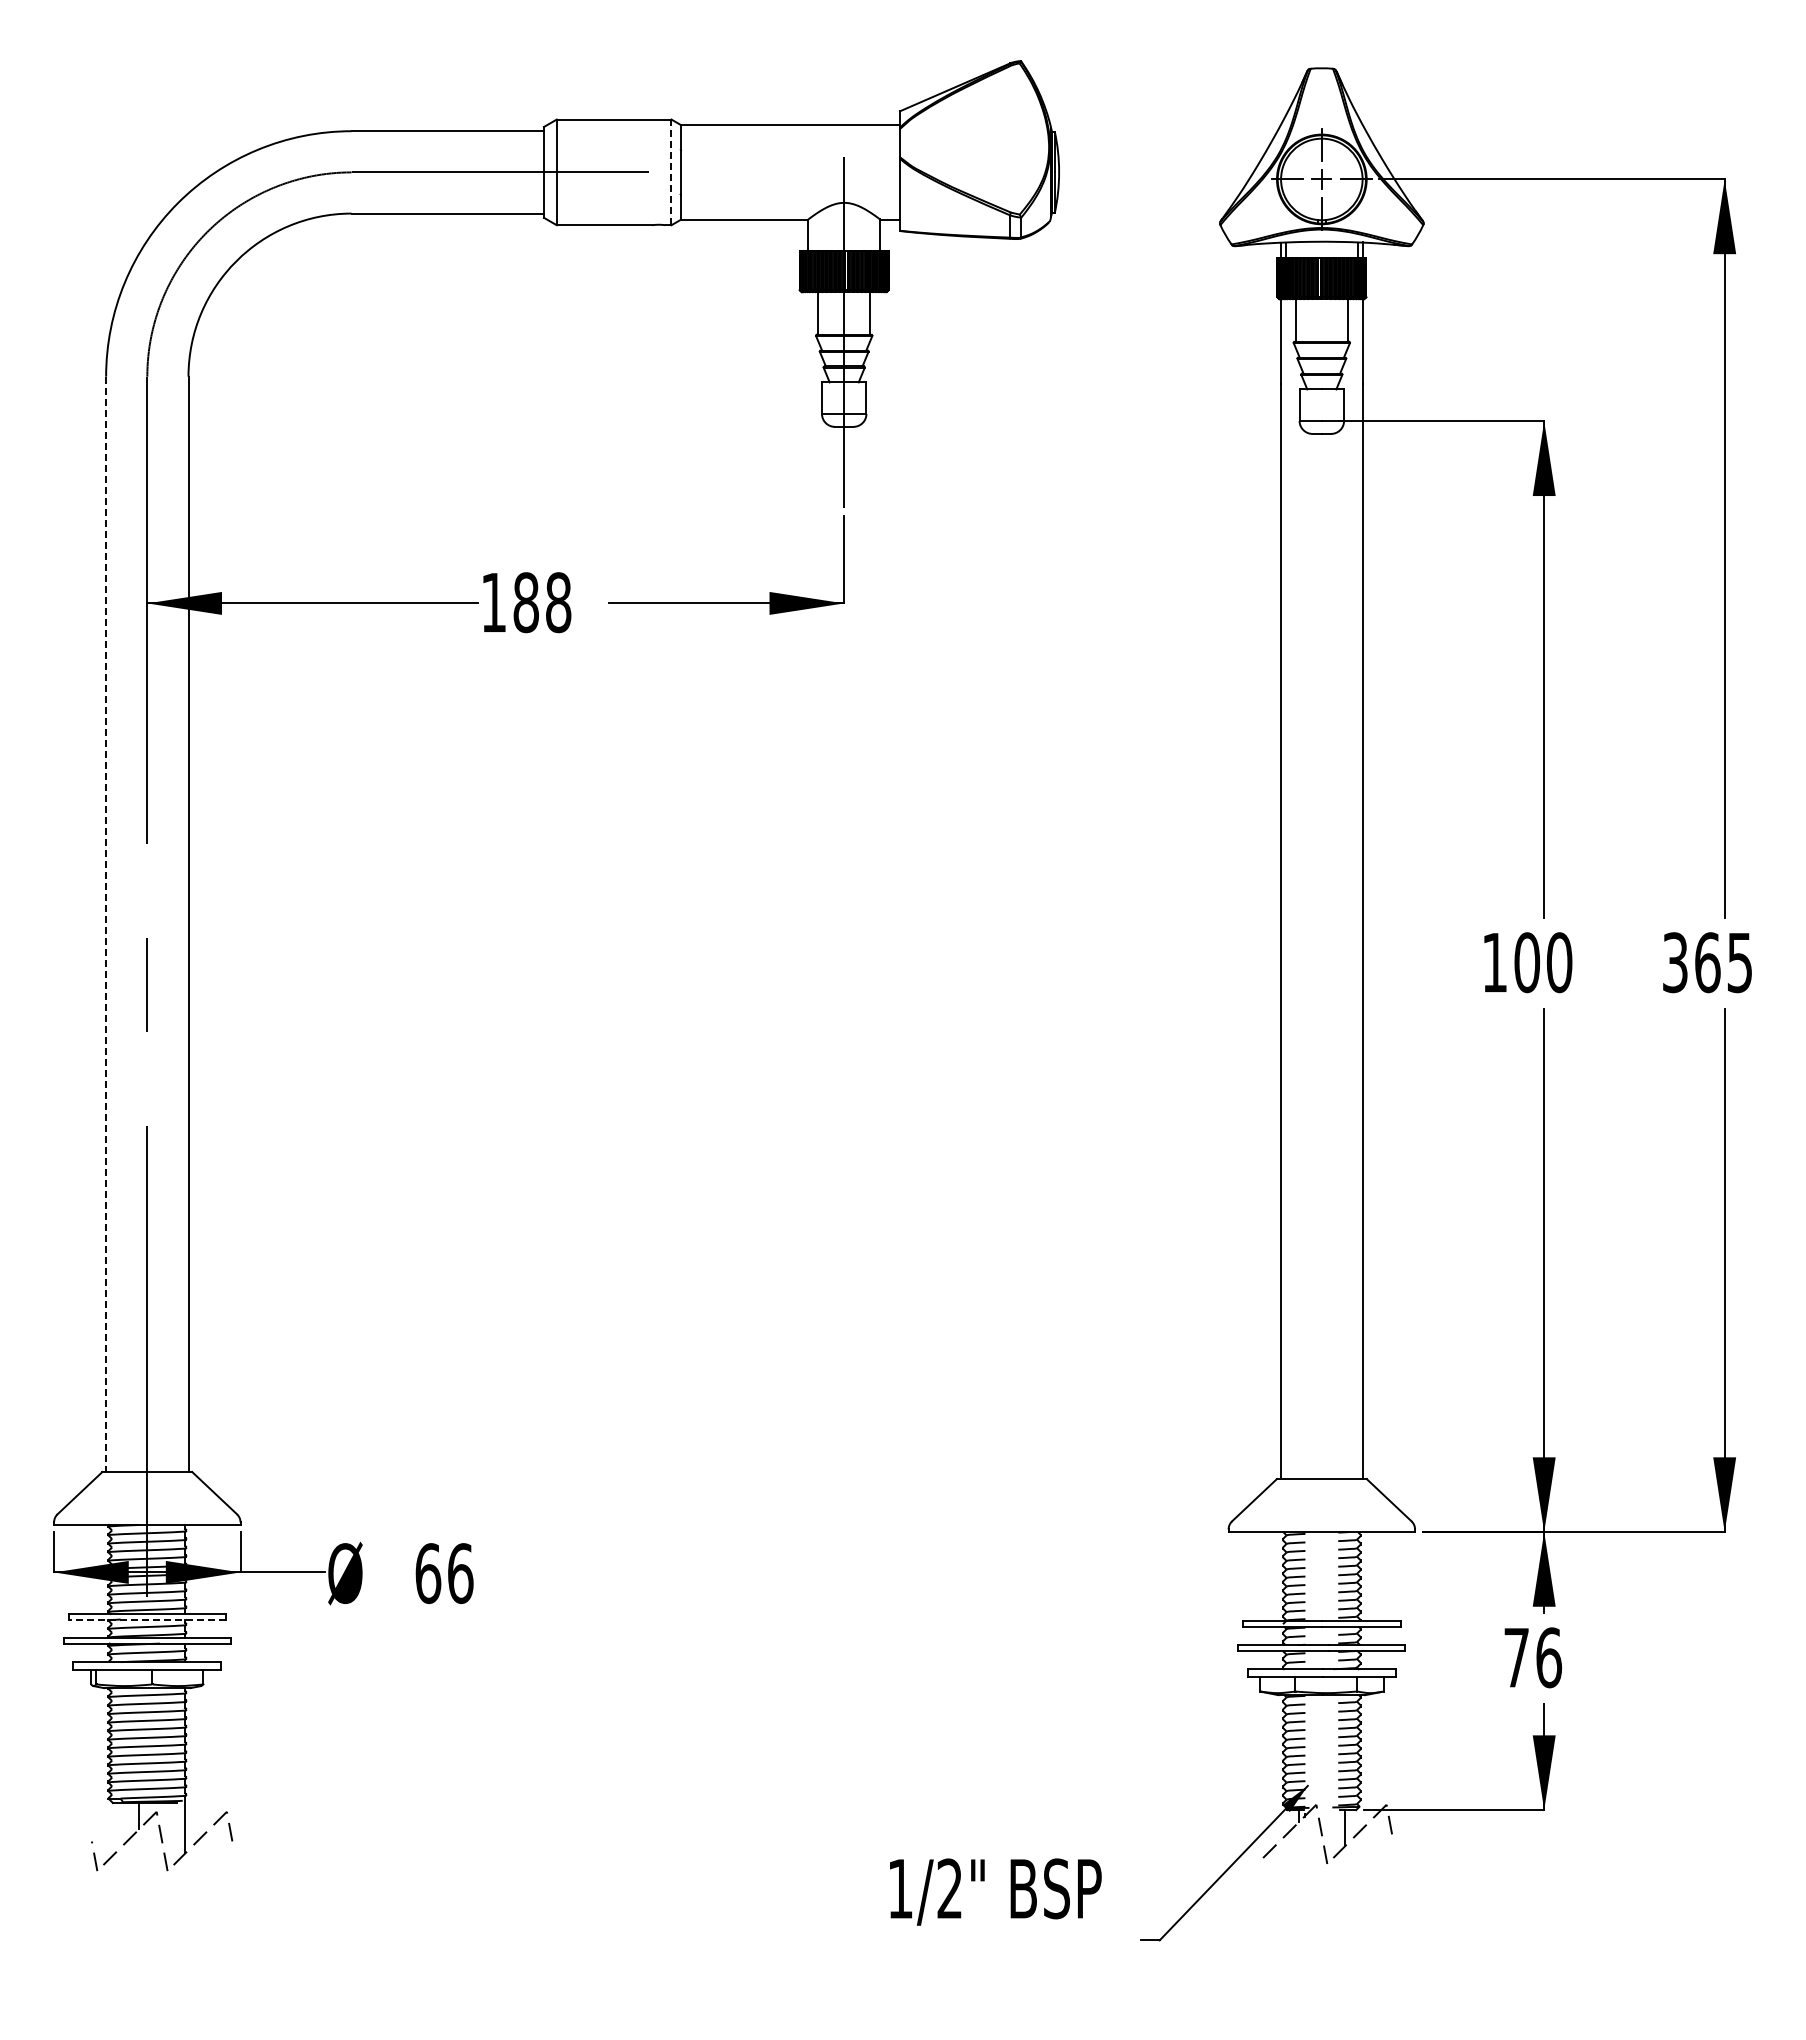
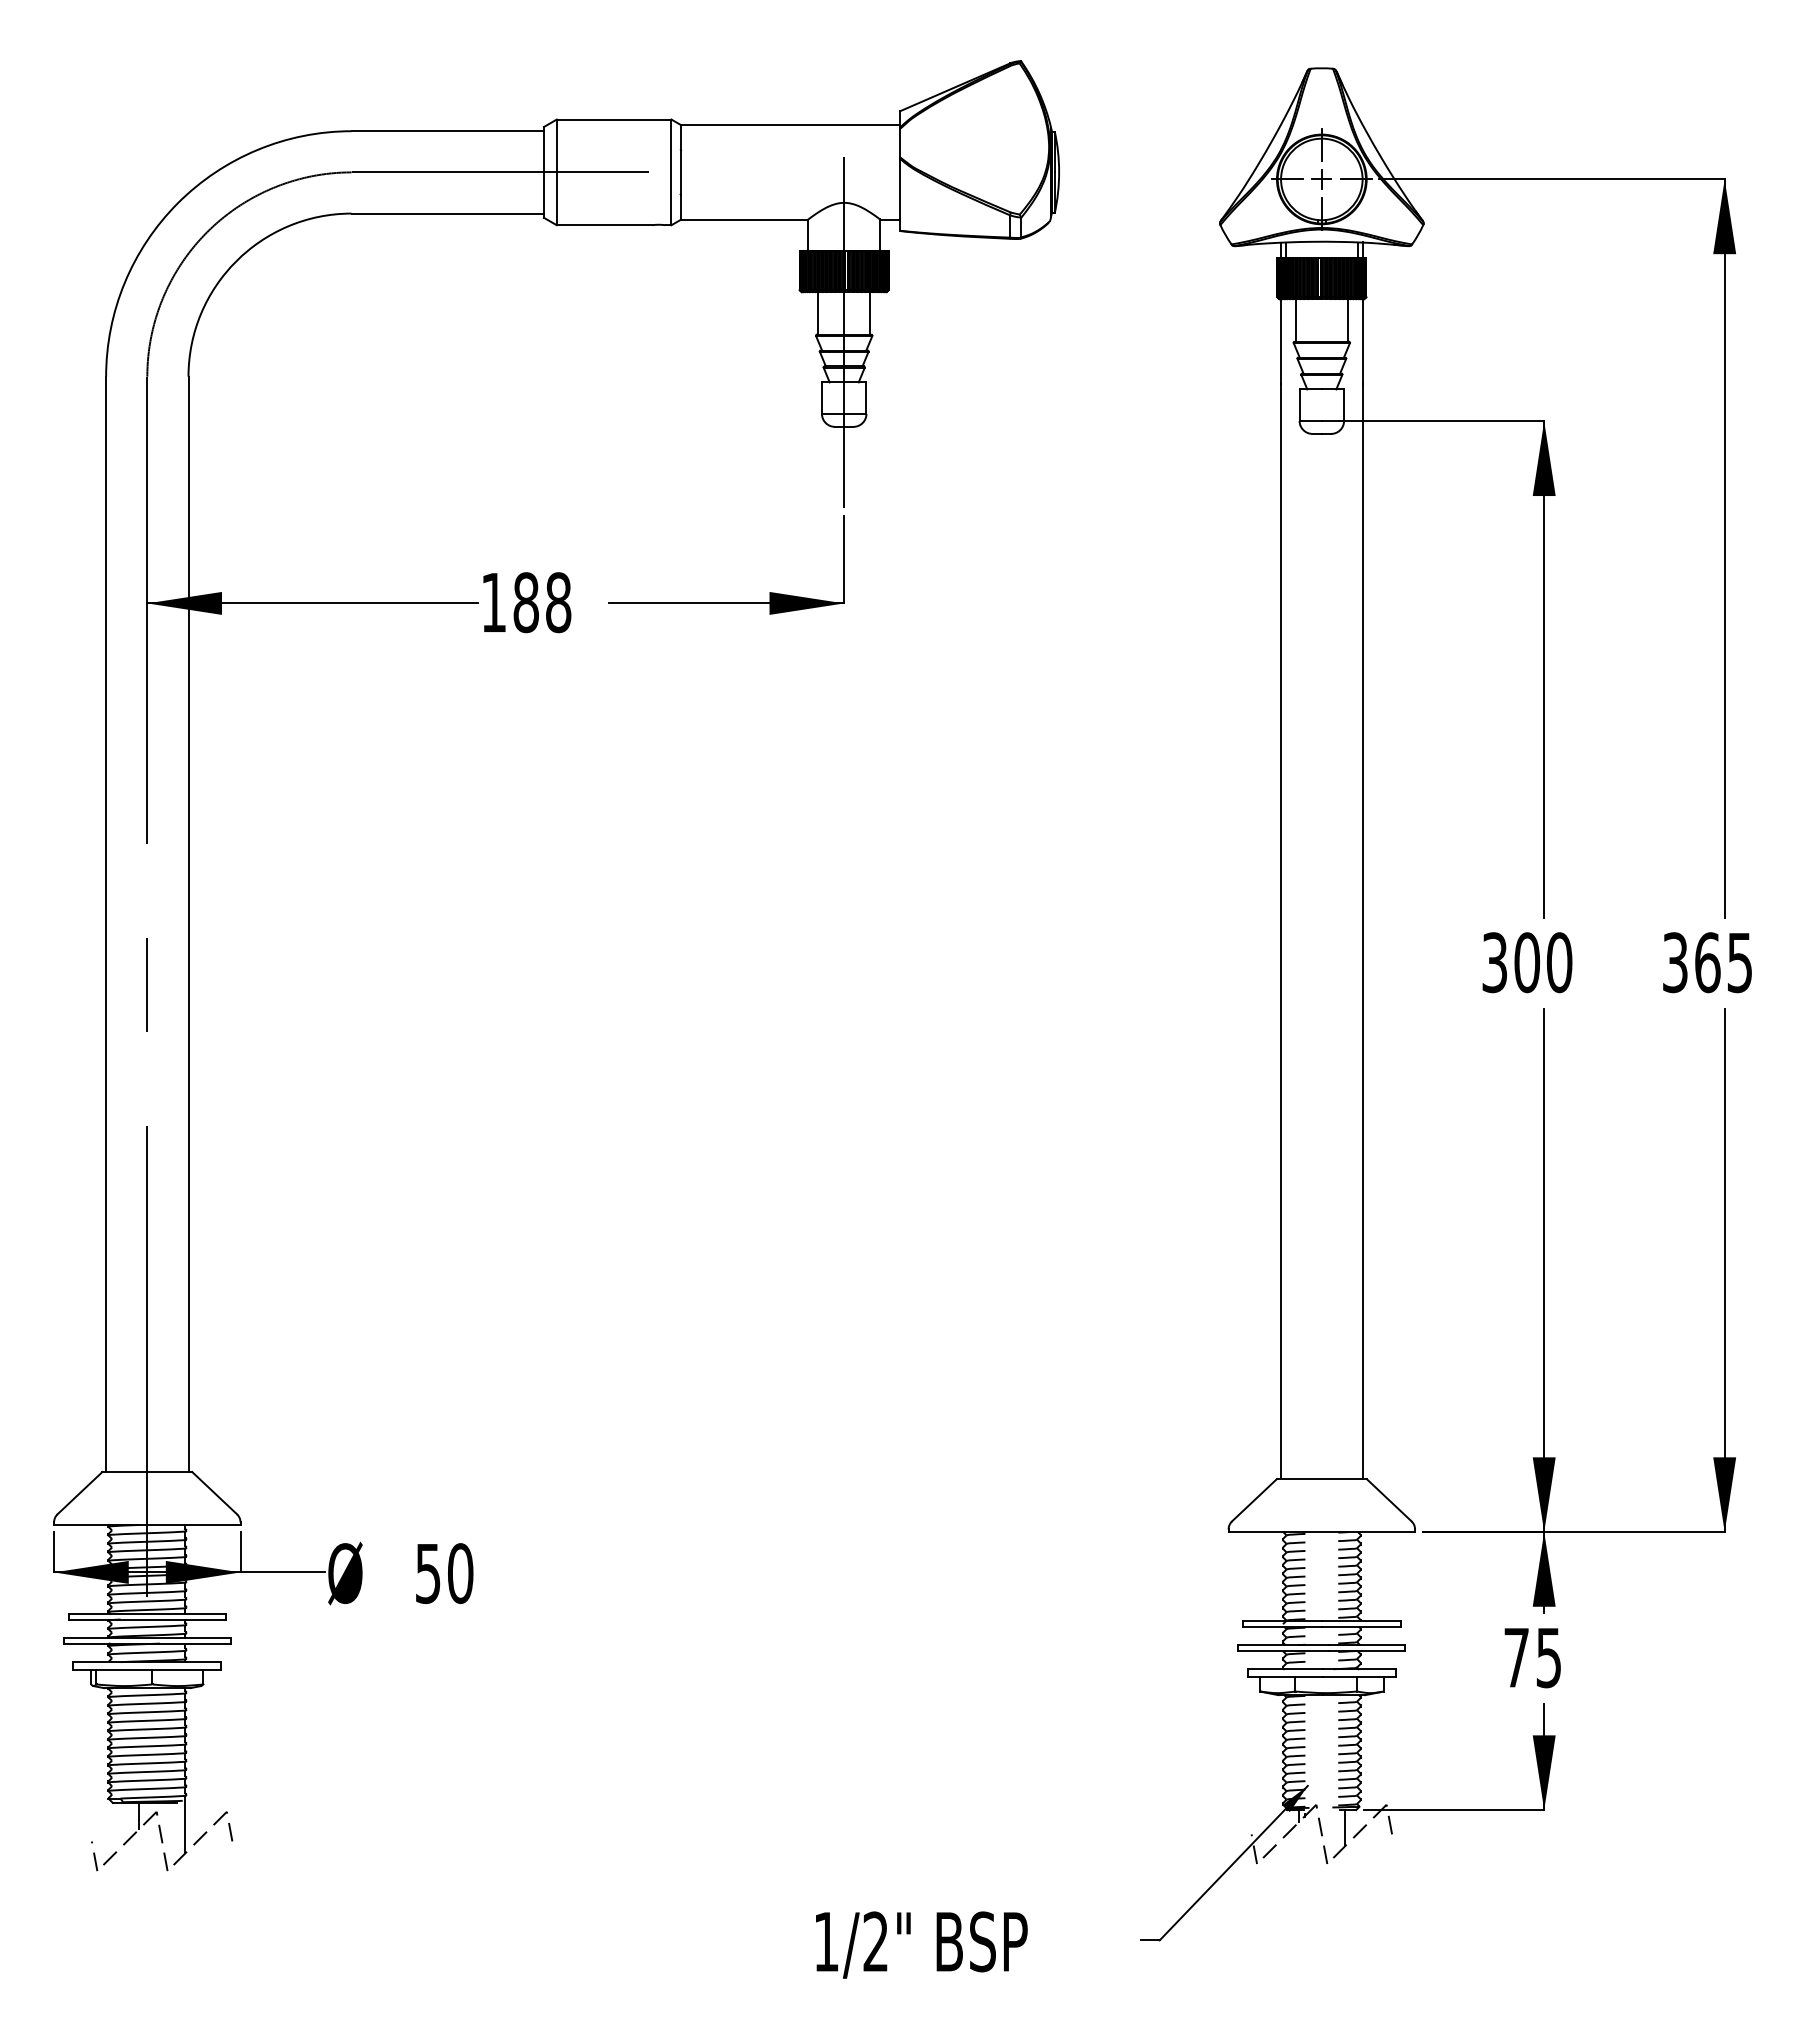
line: dashed -> solid (671, 172)
line: dashed -> solid (106, 924)
text: 100 -> 300 (1494, 962)
text: 66 -> 50 (444, 1573)
line: dashed -> solid (147, 1619)
text: 76 -> 75 (1549, 1657)
line: none -> present (1254, 1849)
text position: (995, 1891) -> (921, 1944) (921, 1944)
